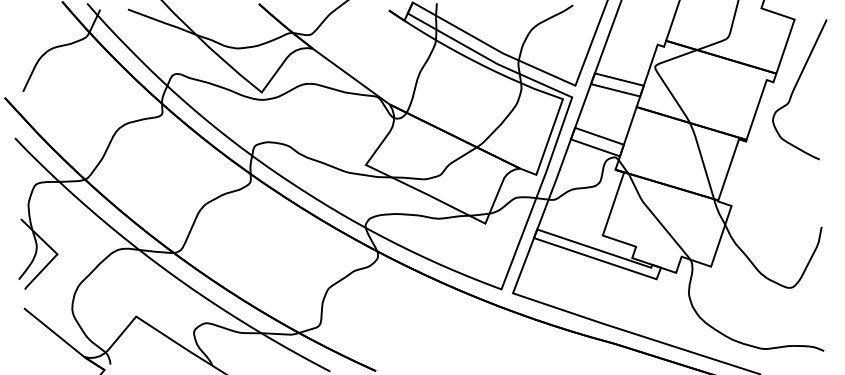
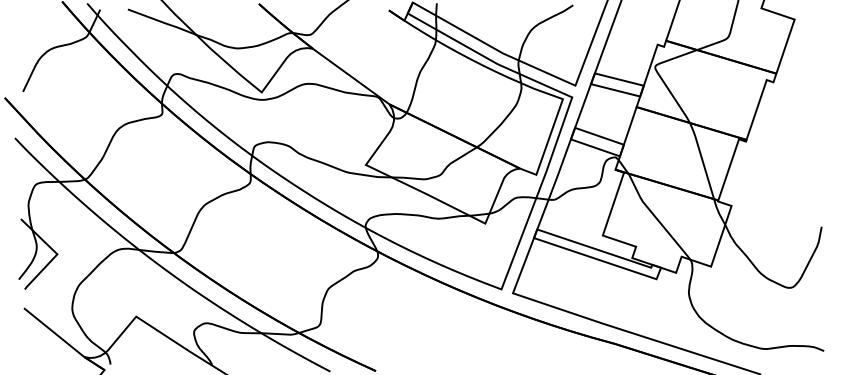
curve: present -> none (795, 88)
